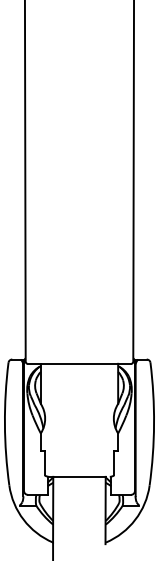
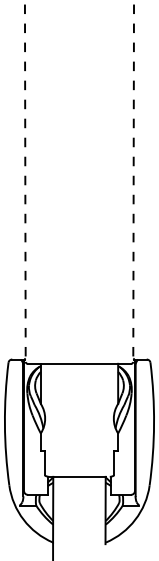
line: solid -> dashed (25, 181)
line: solid -> dashed (133, 181)
